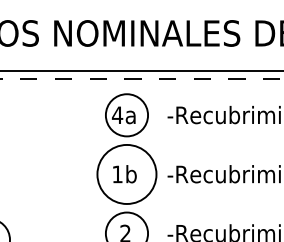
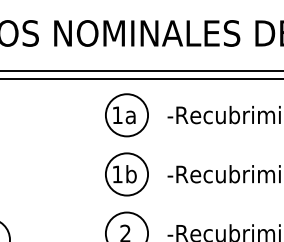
line: dashed -> solid (141, 79)
text: 4a -> 1a (117, 114)
circle diameter: 59 px -> 42 px (126, 174)
